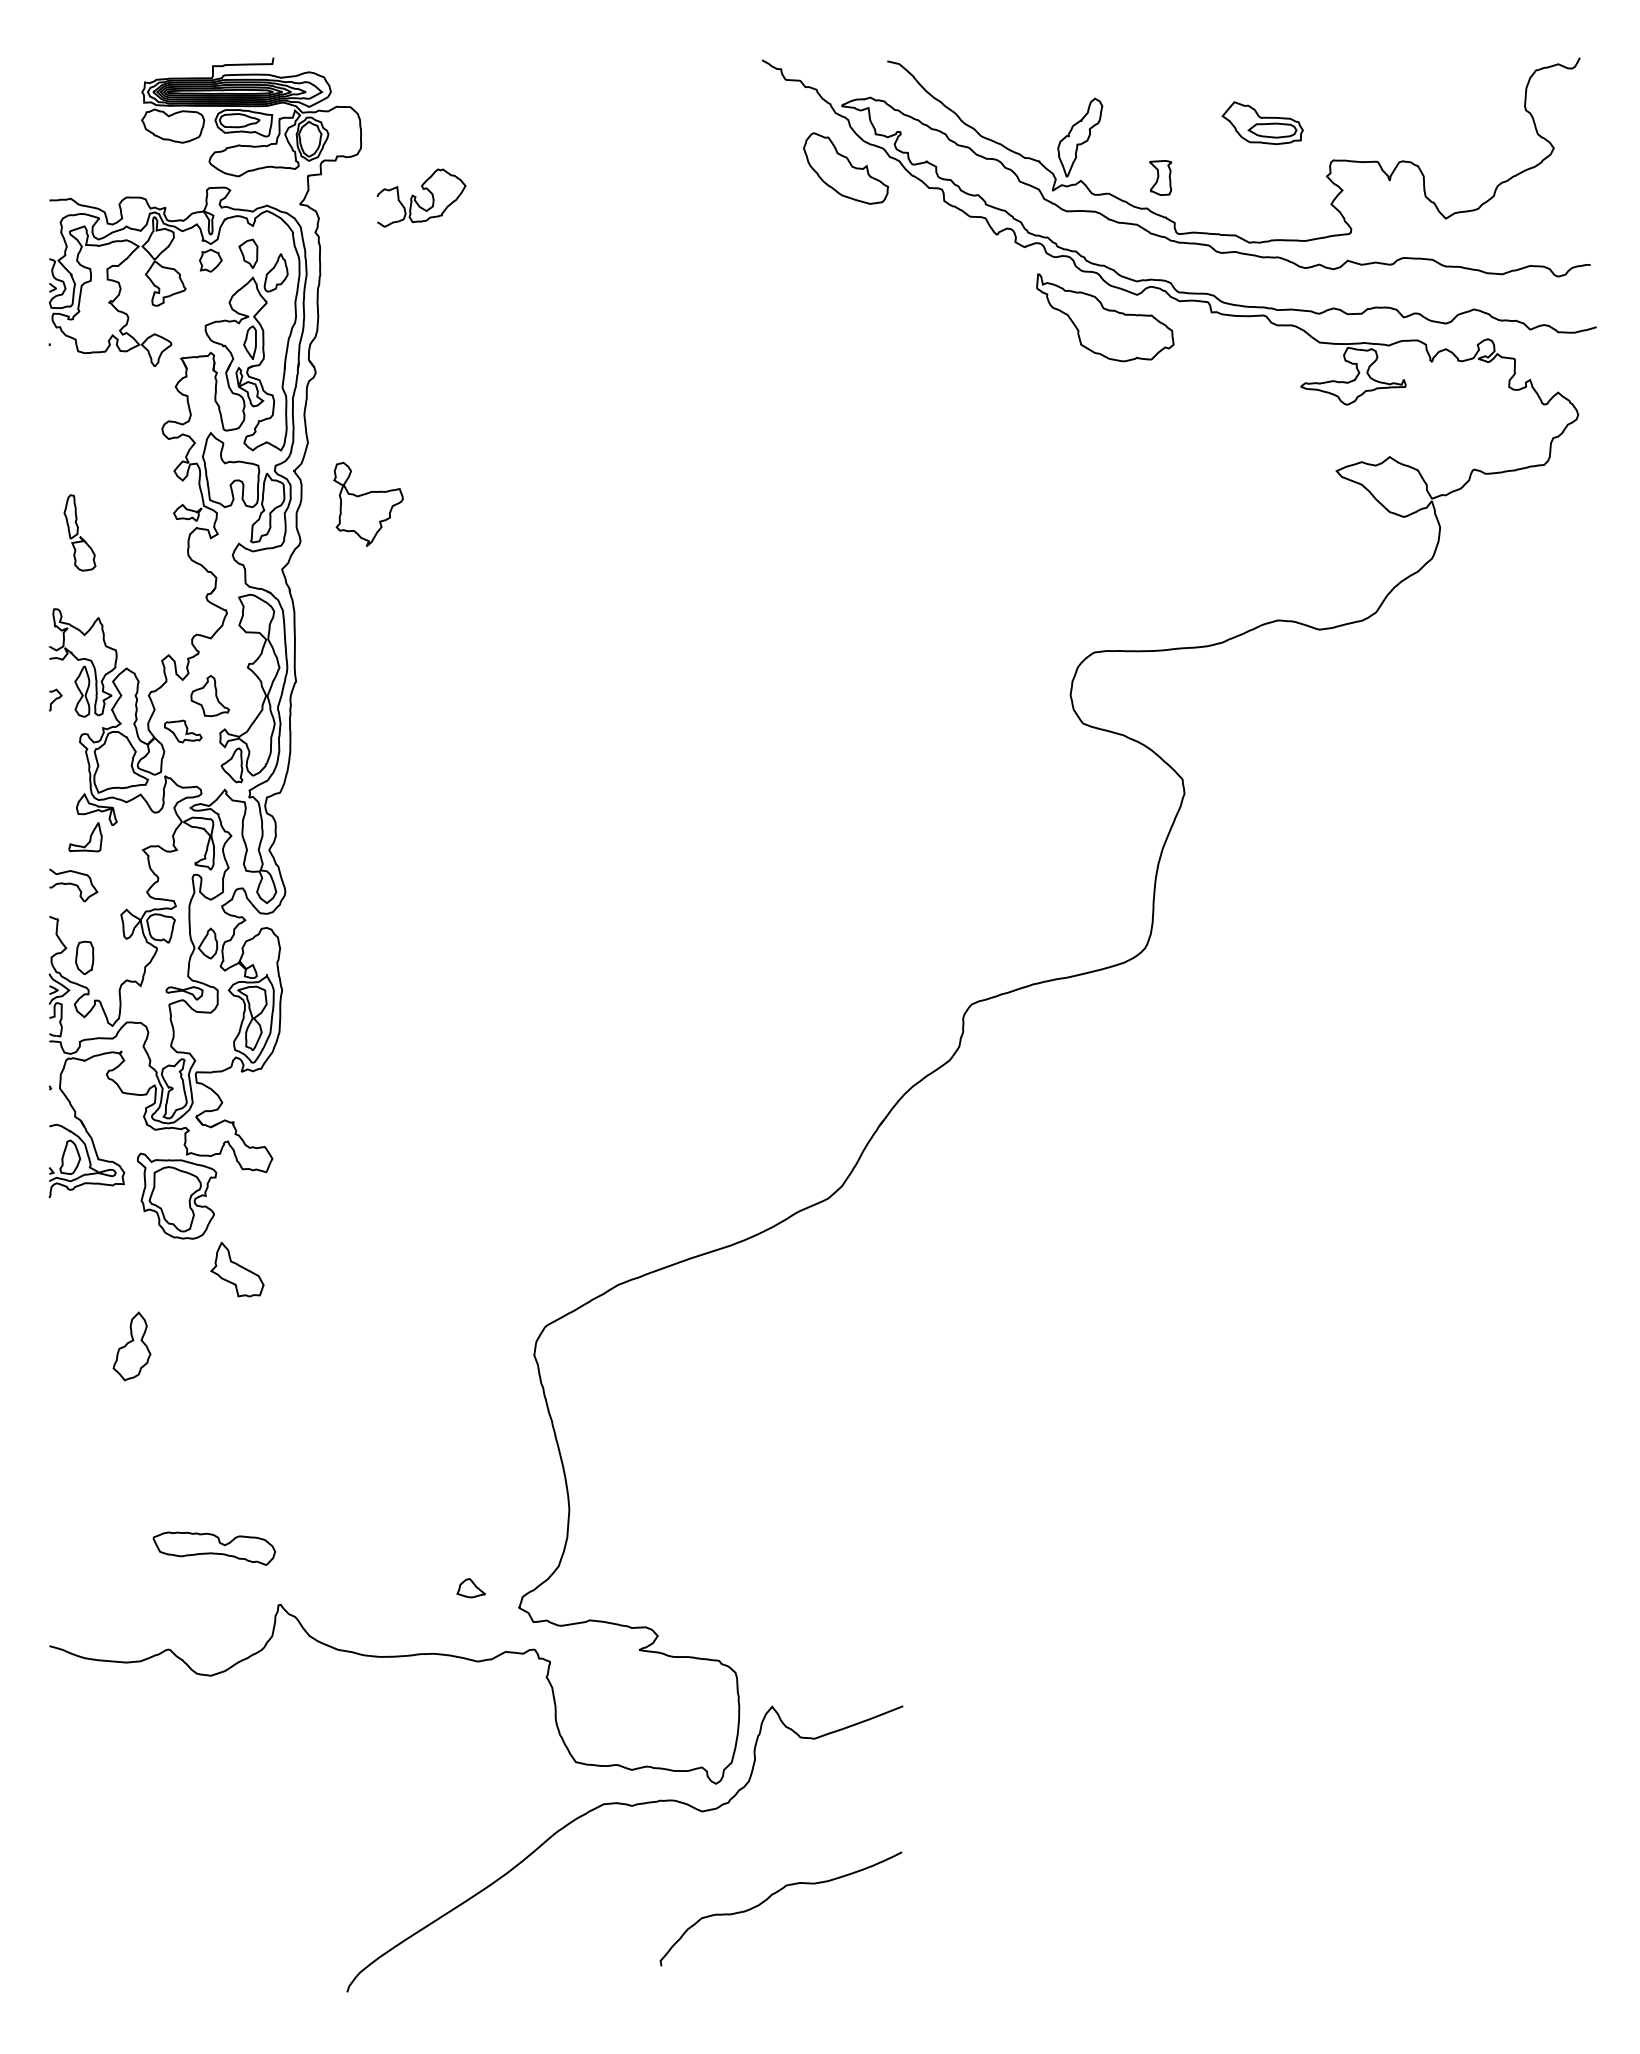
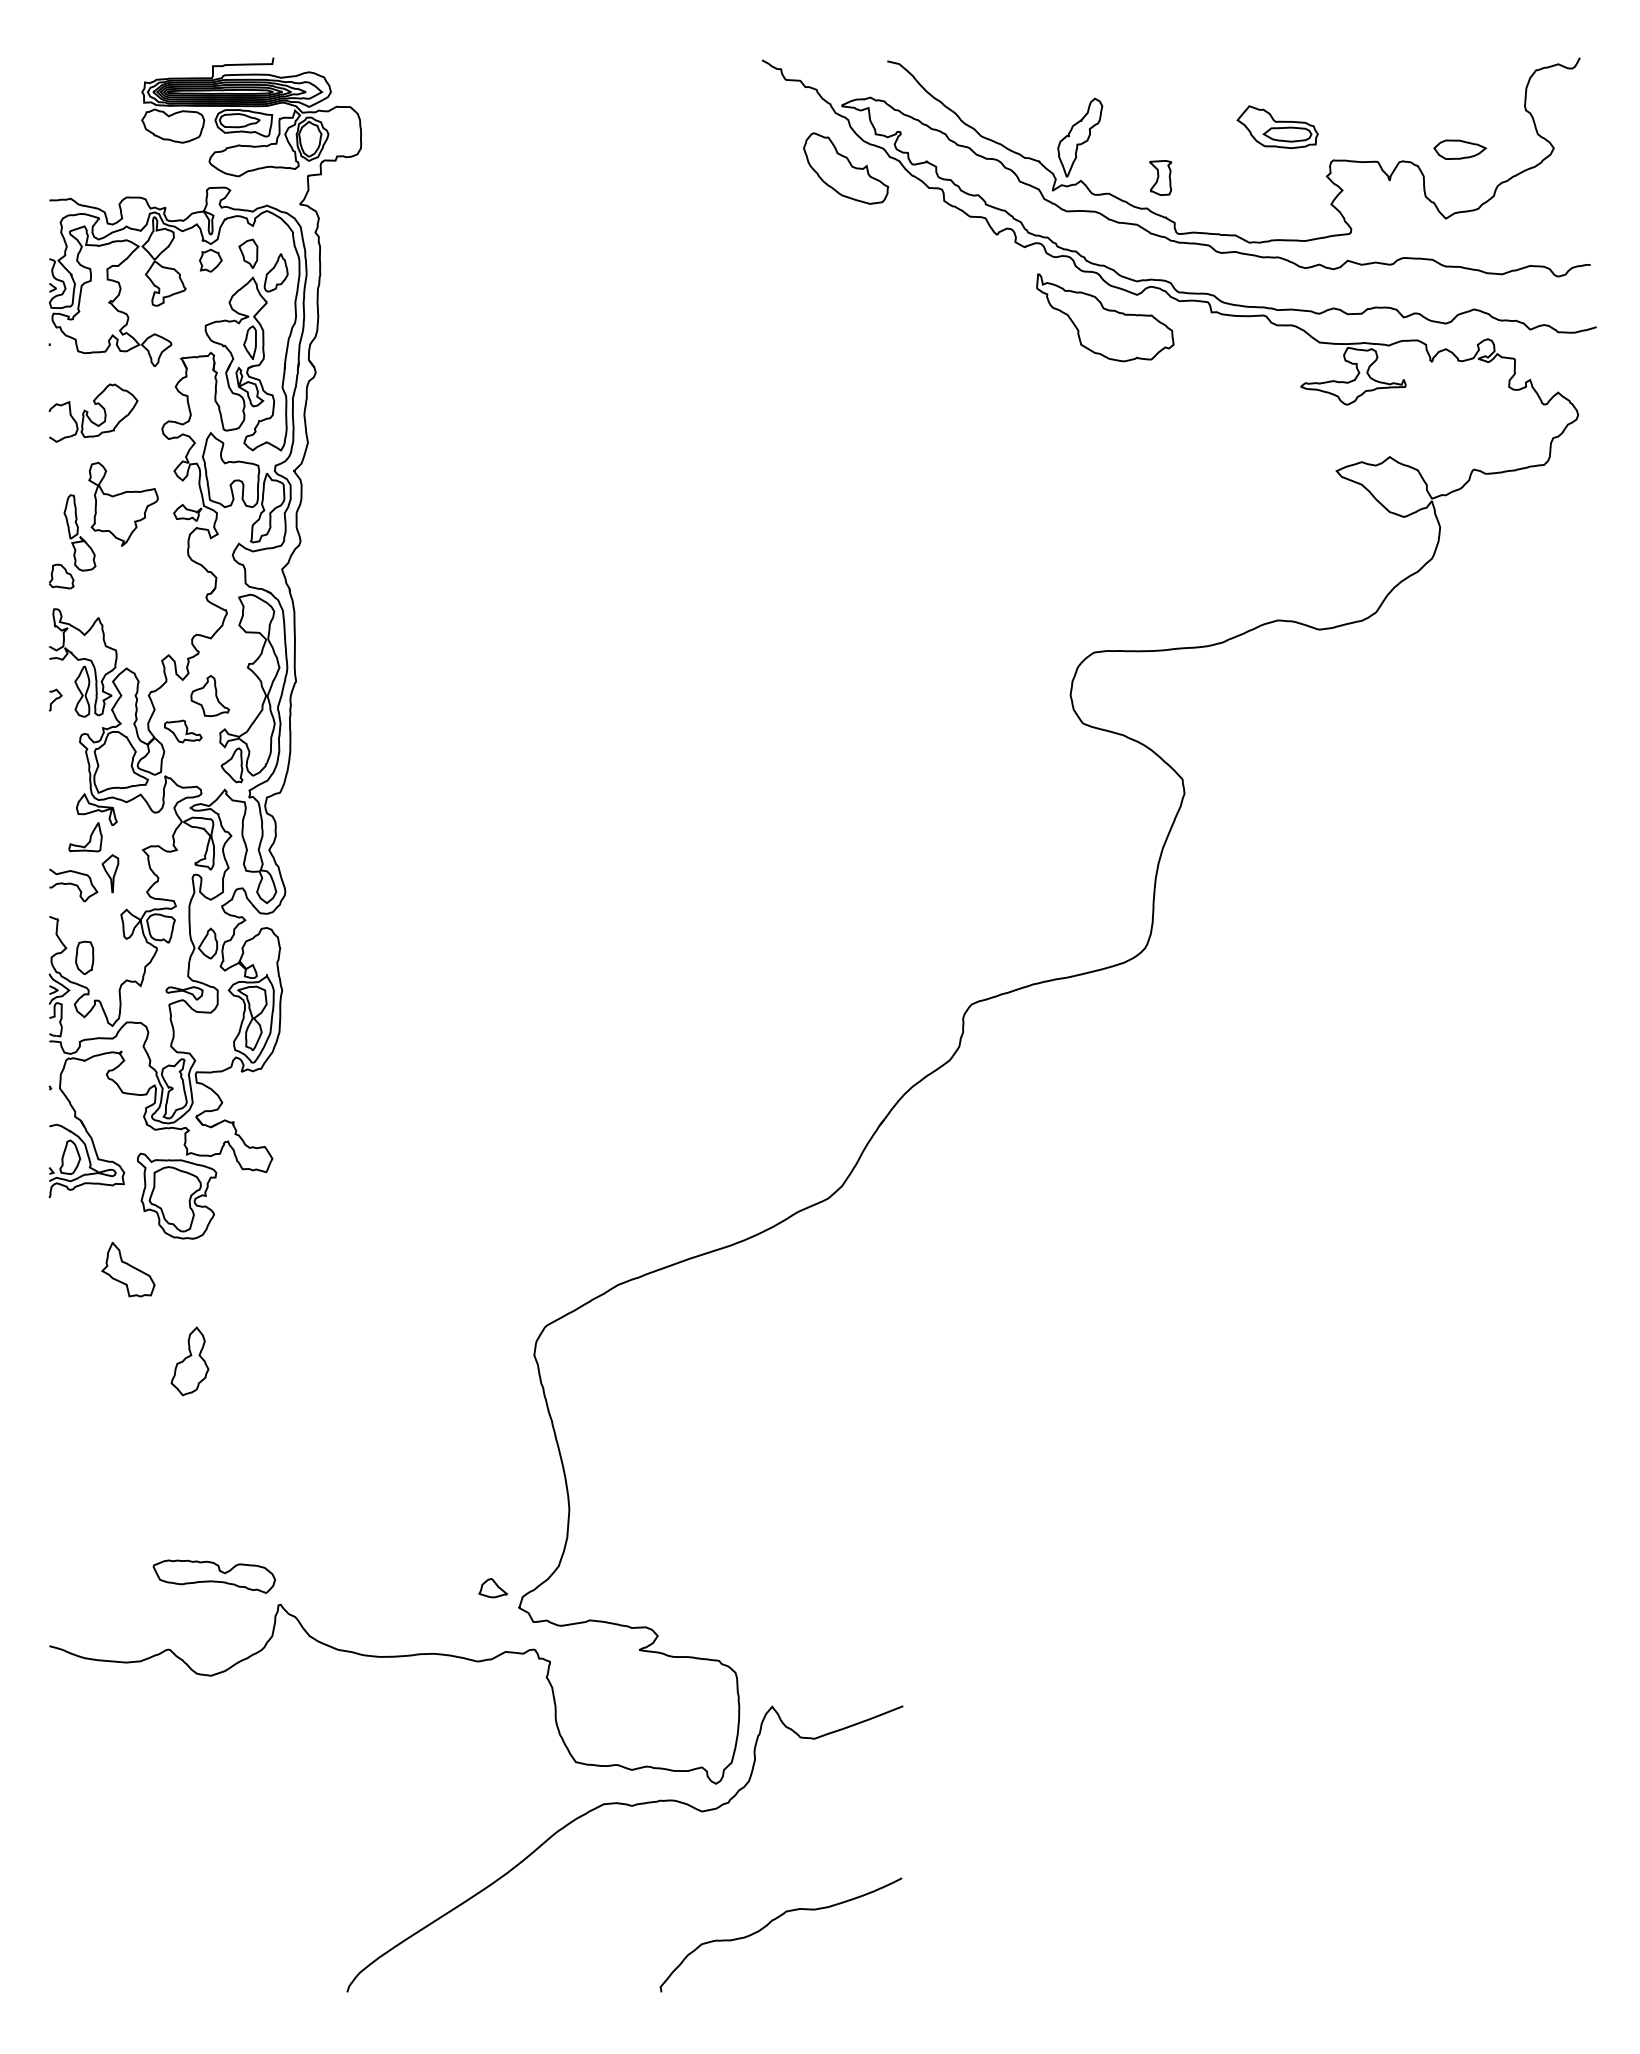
part position: (1262, 123) -> (1277, 127) (1277, 127)
part: none -> present (1460, 149)
part position: (421, 197) -> (93, 412) (93, 412)
part position: (368, 503) -> (123, 503) (123, 503)
part: none -> present (61, 576)
part: none -> present (110, 873)
part position: (237, 1269) -> (128, 1269) (128, 1269)
part position: (131, 1346) -> (189, 1361) (189, 1361)
part position: (213, 1548) -> (213, 1576) (213, 1576)
part position: (471, 1588) -> (493, 1588) (493, 1588)
curve position: (770, 1897) -> (770, 1923) (770, 1923)
